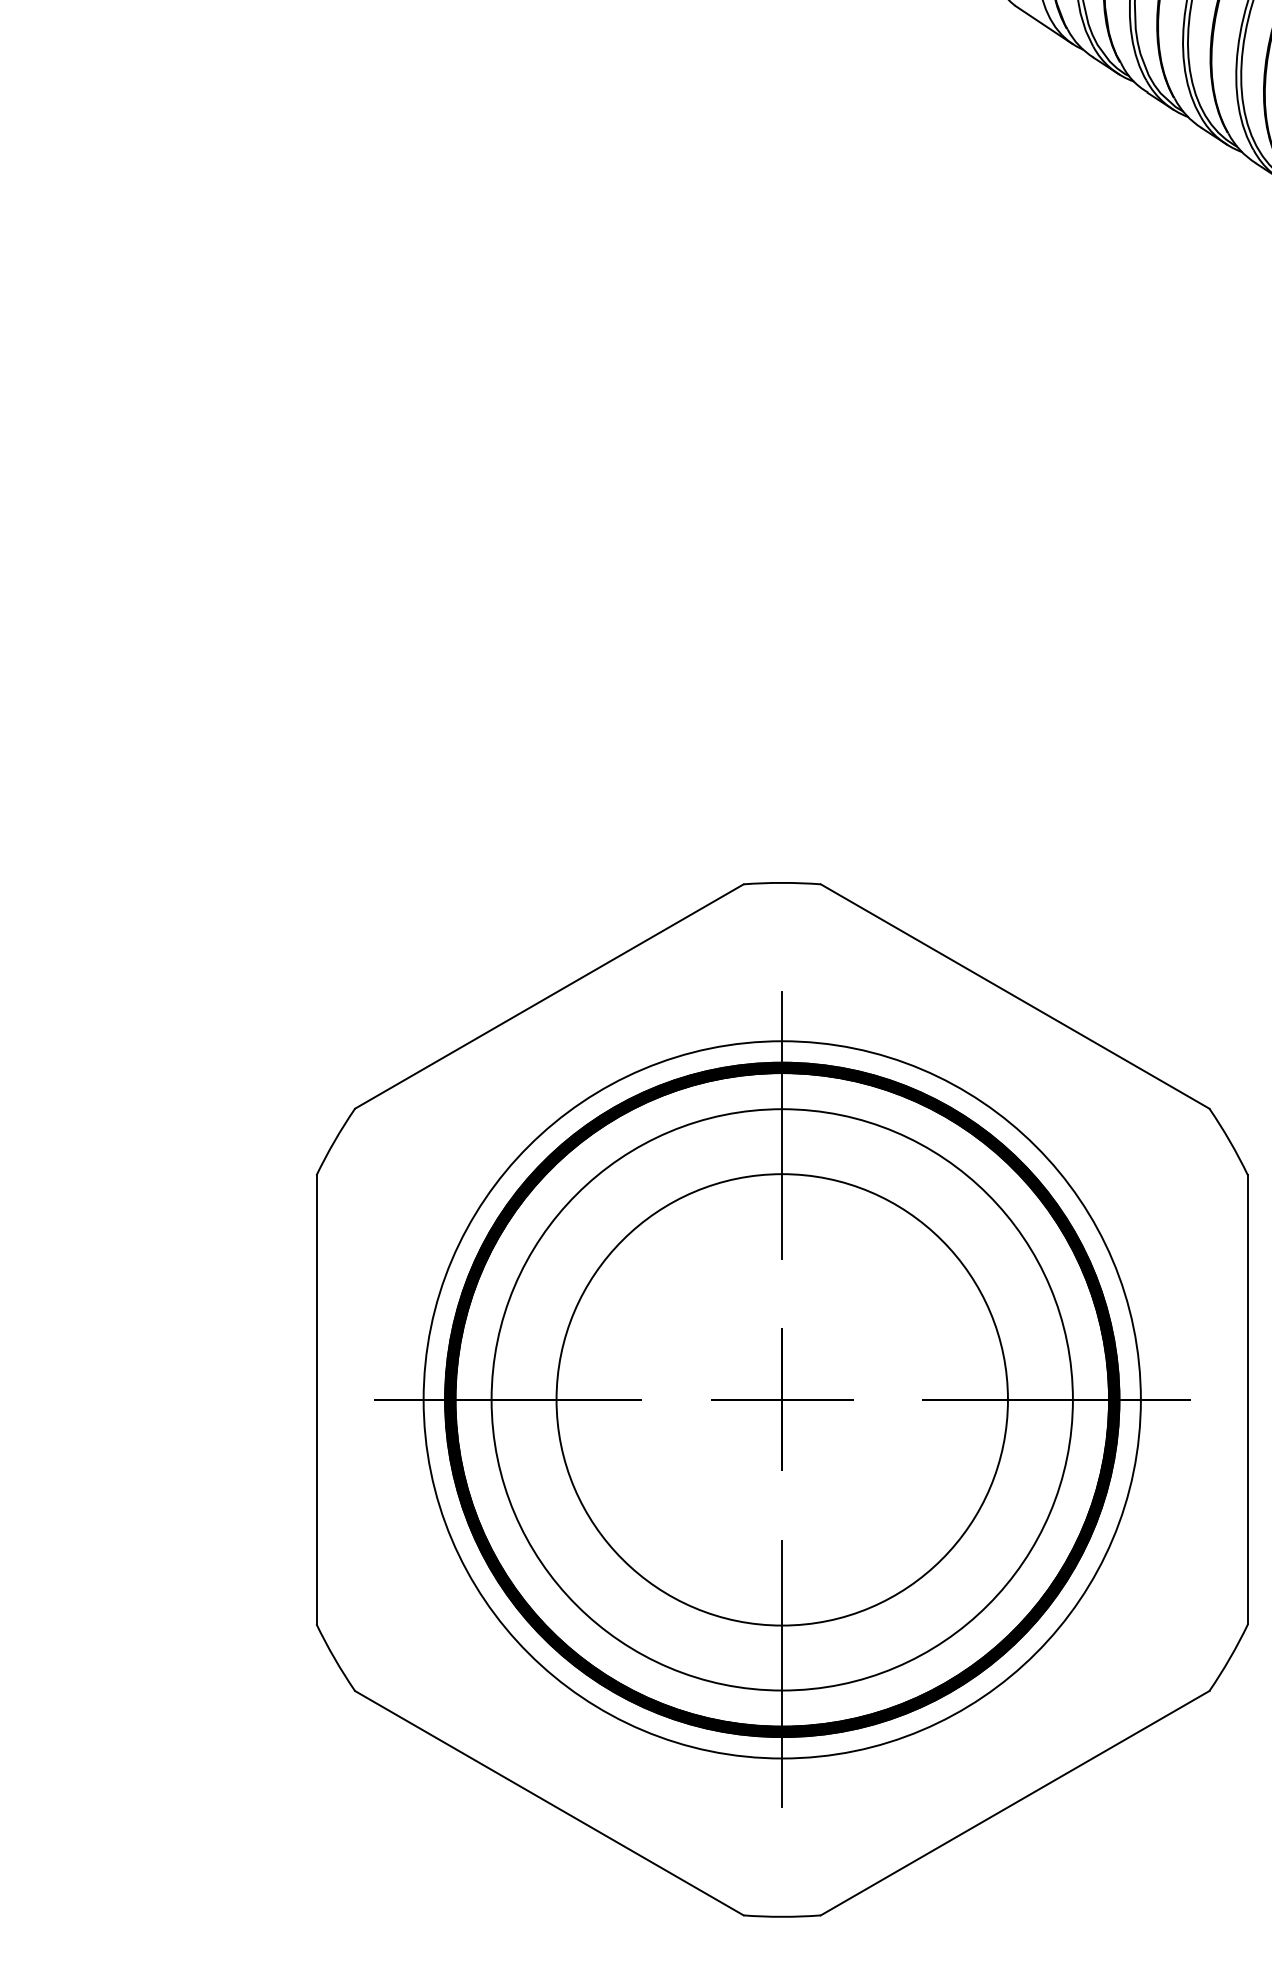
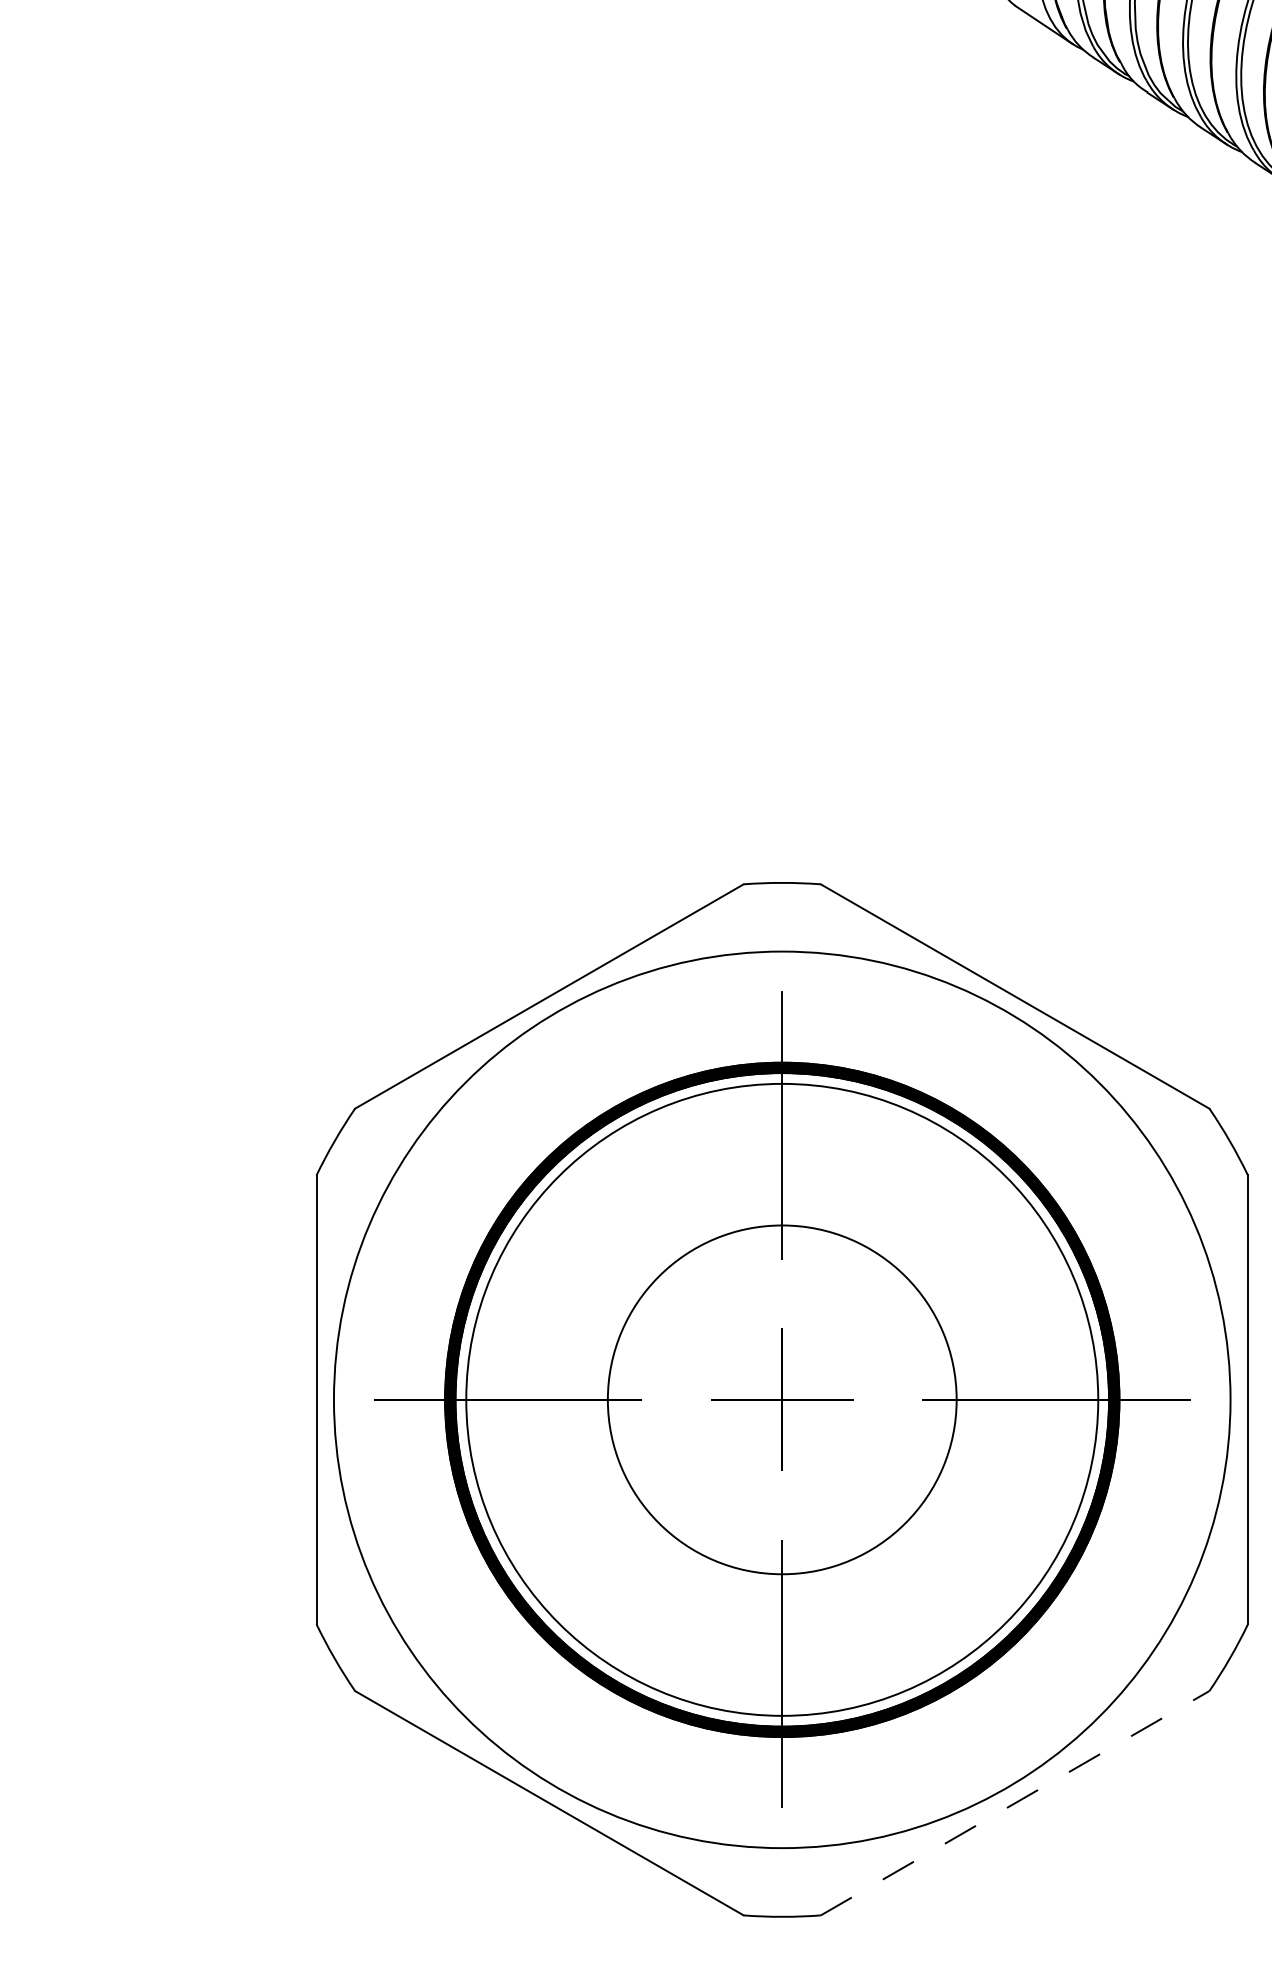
circle diameter: 451 px -> 632 px (782, 1399)
circle diameter: 581 px -> 349 px (781, 1399)
circle diameter: 717 px -> 897 px (781, 1399)
line: solid -> dashed (1015, 1802)
